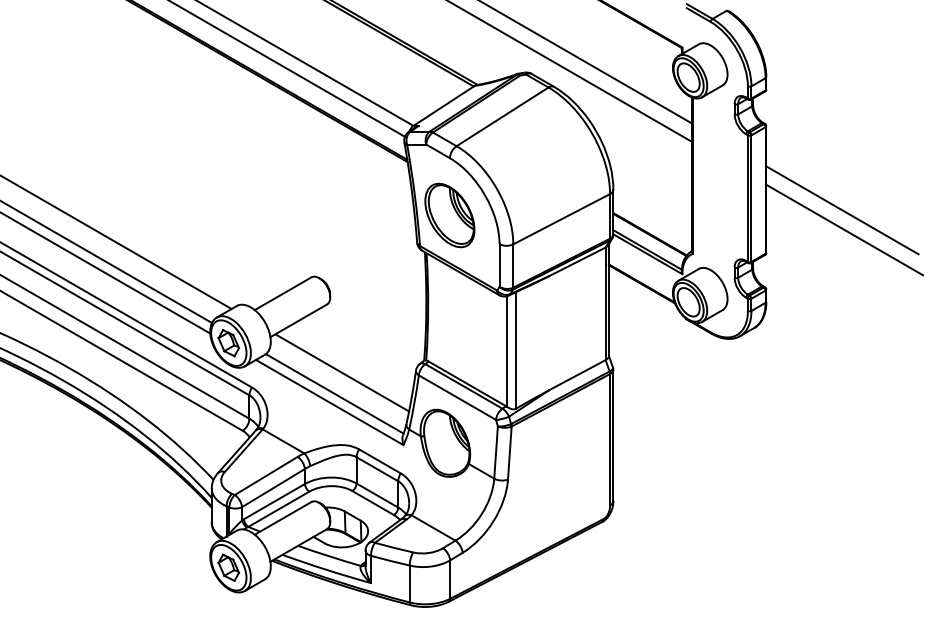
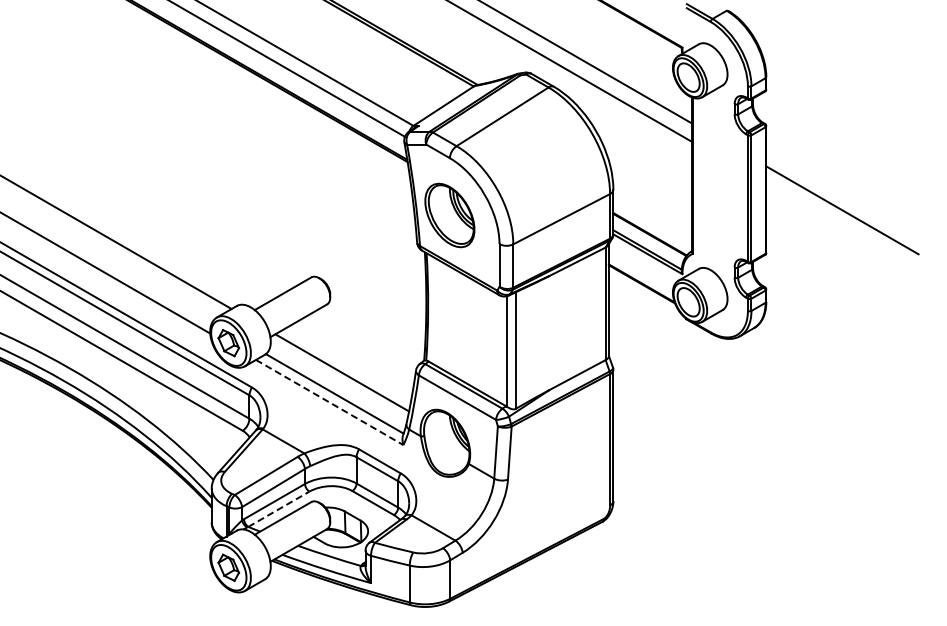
line: present -> none (844, 229)
line: present -> none (107, 262)
line: solid -> dashed (330, 402)
line: solid -> dashed (279, 509)
